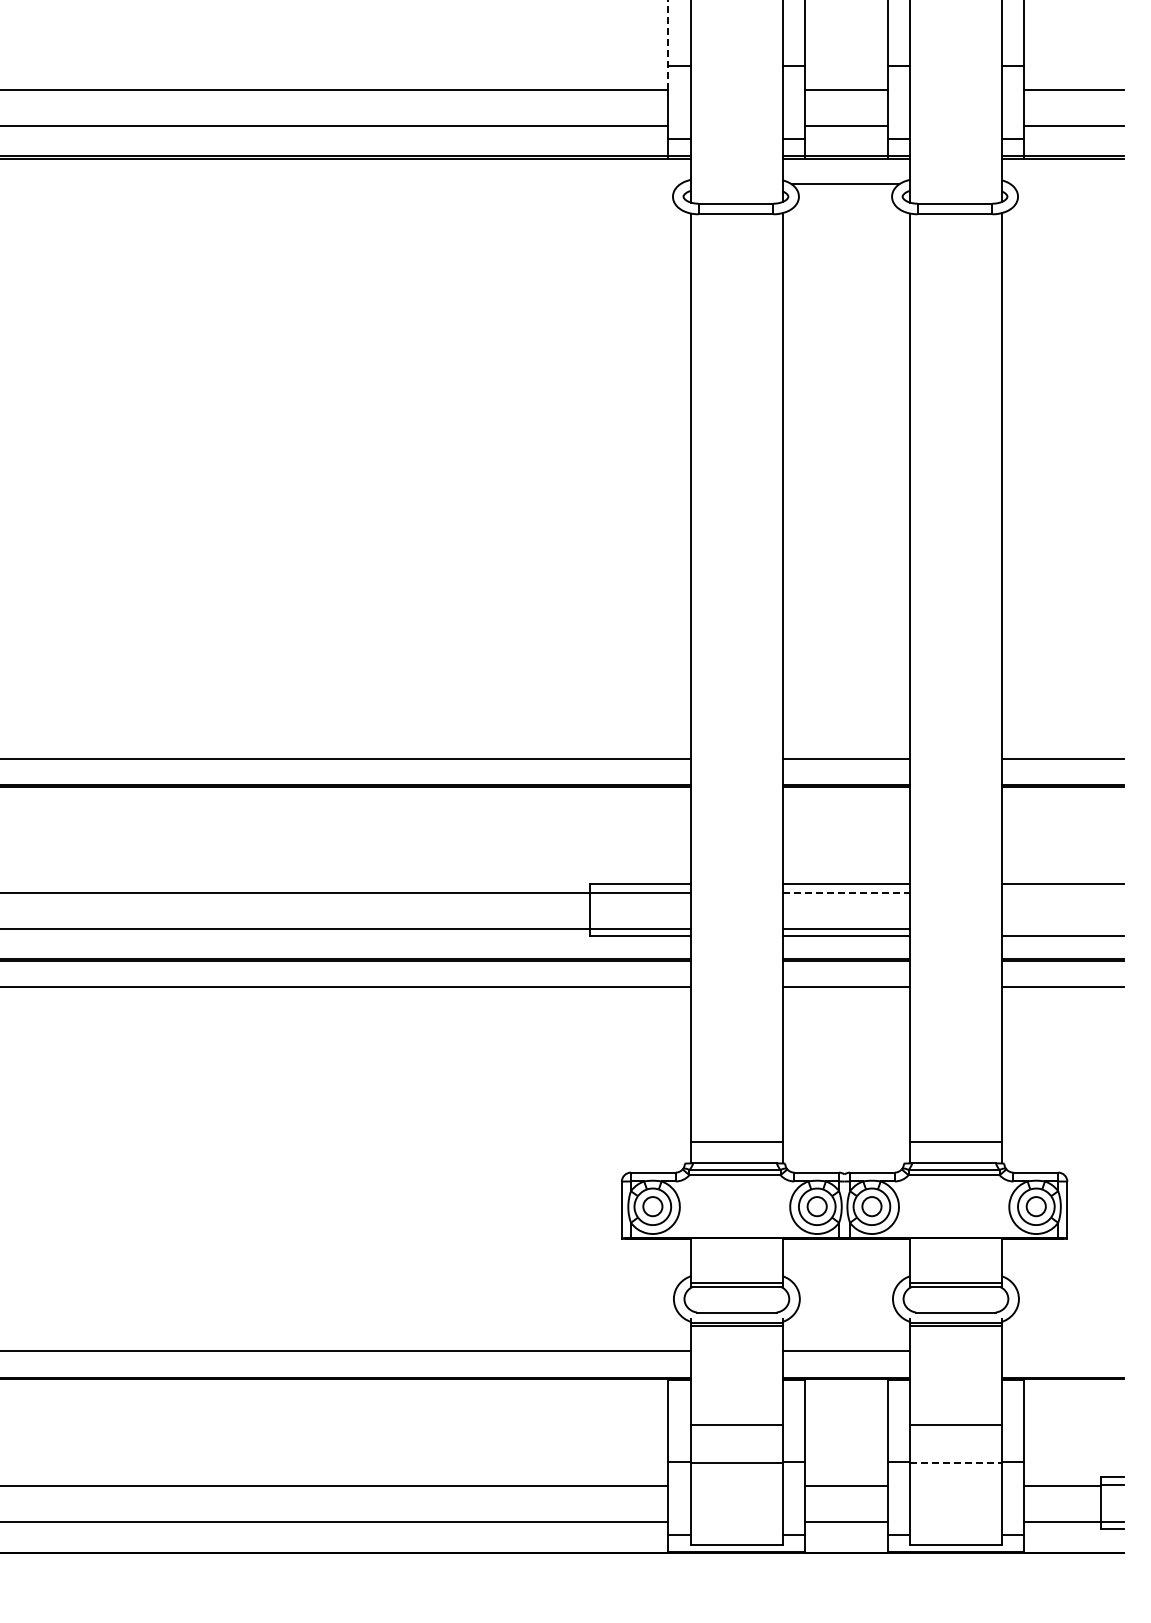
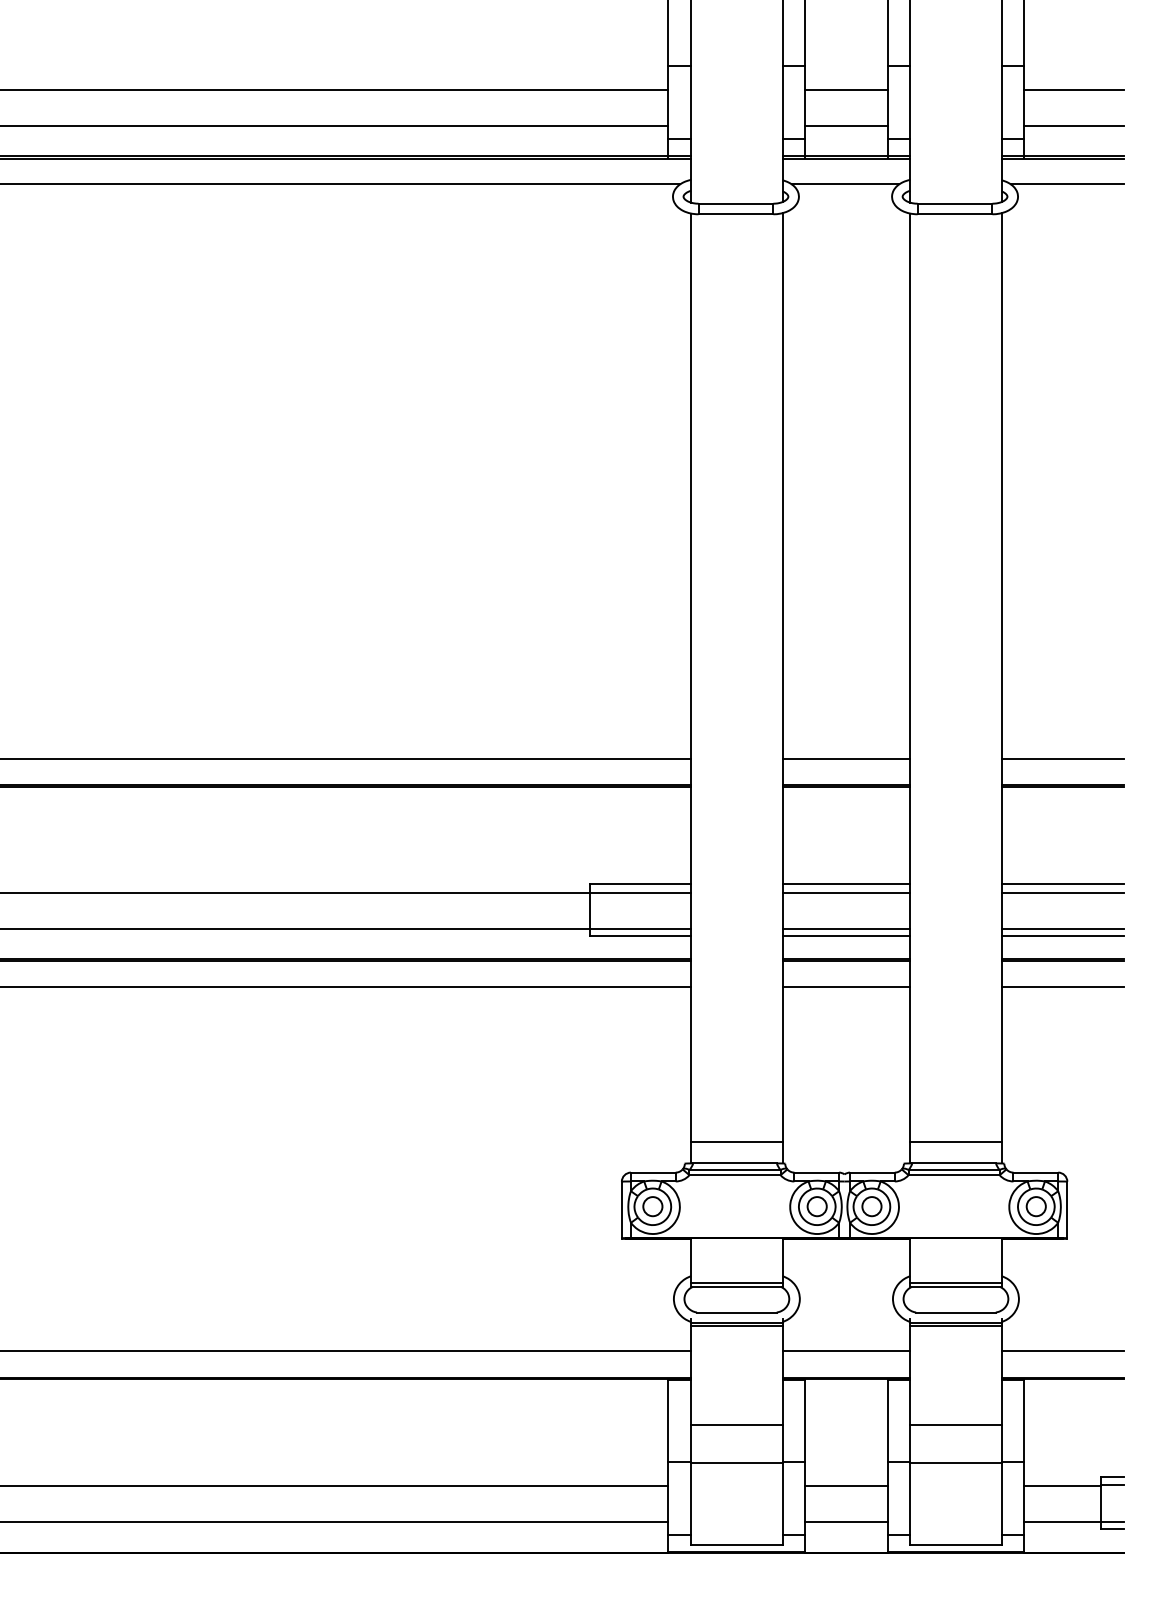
line: dashed -> solid (668, 45)
line: none -> present (340, 184)
line: none -> present (1067, 184)
line: dashed -> solid (846, 892)
line: none -> present (1062, 892)
line: none -> present (1062, 929)
line: none -> present (1062, 1350)
line: dashed -> solid (955, 1462)
